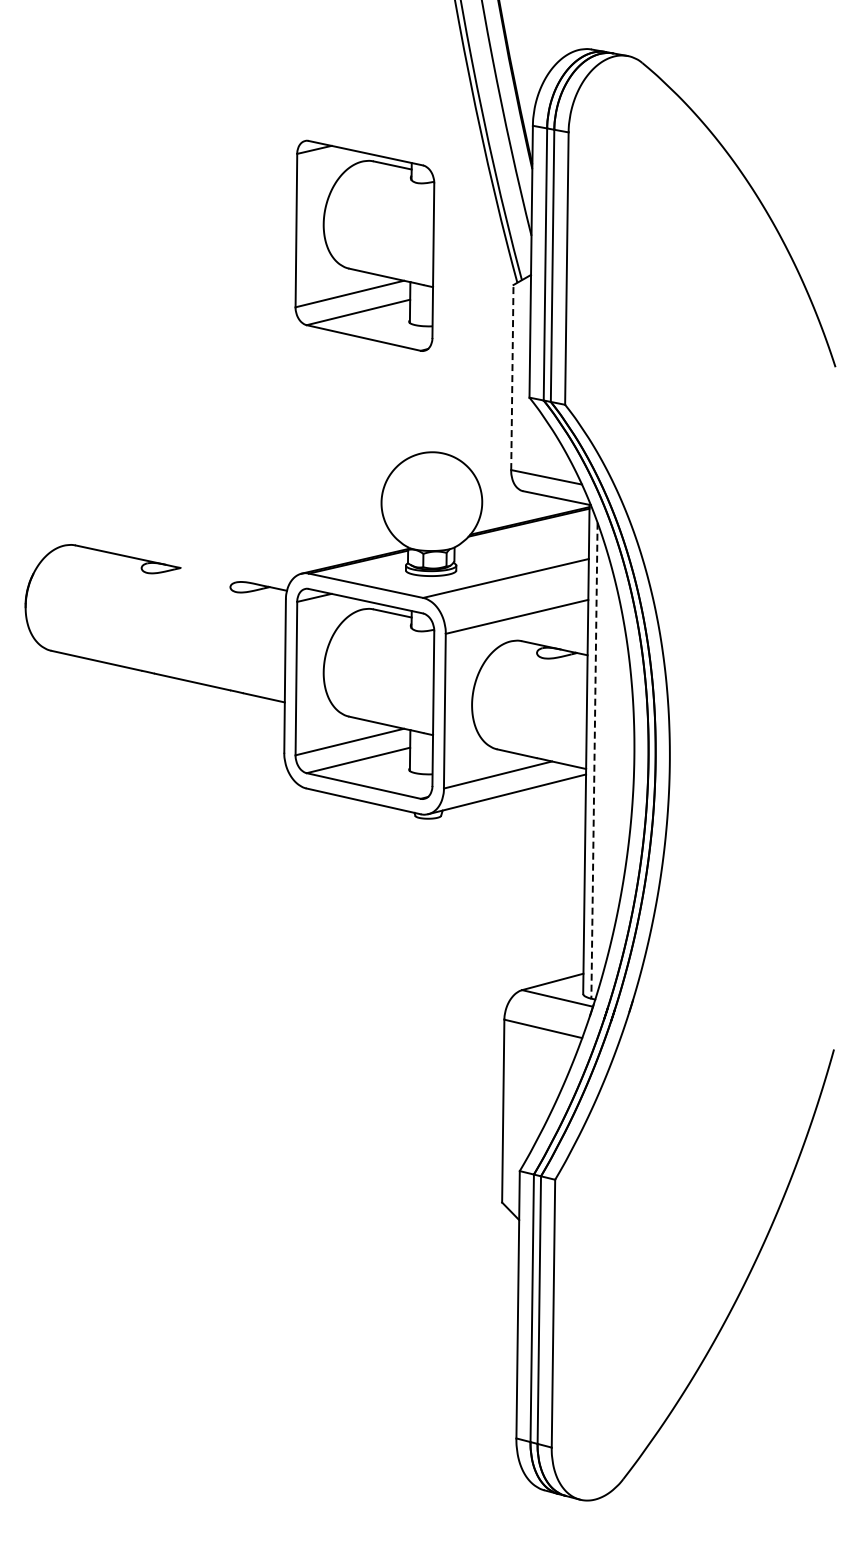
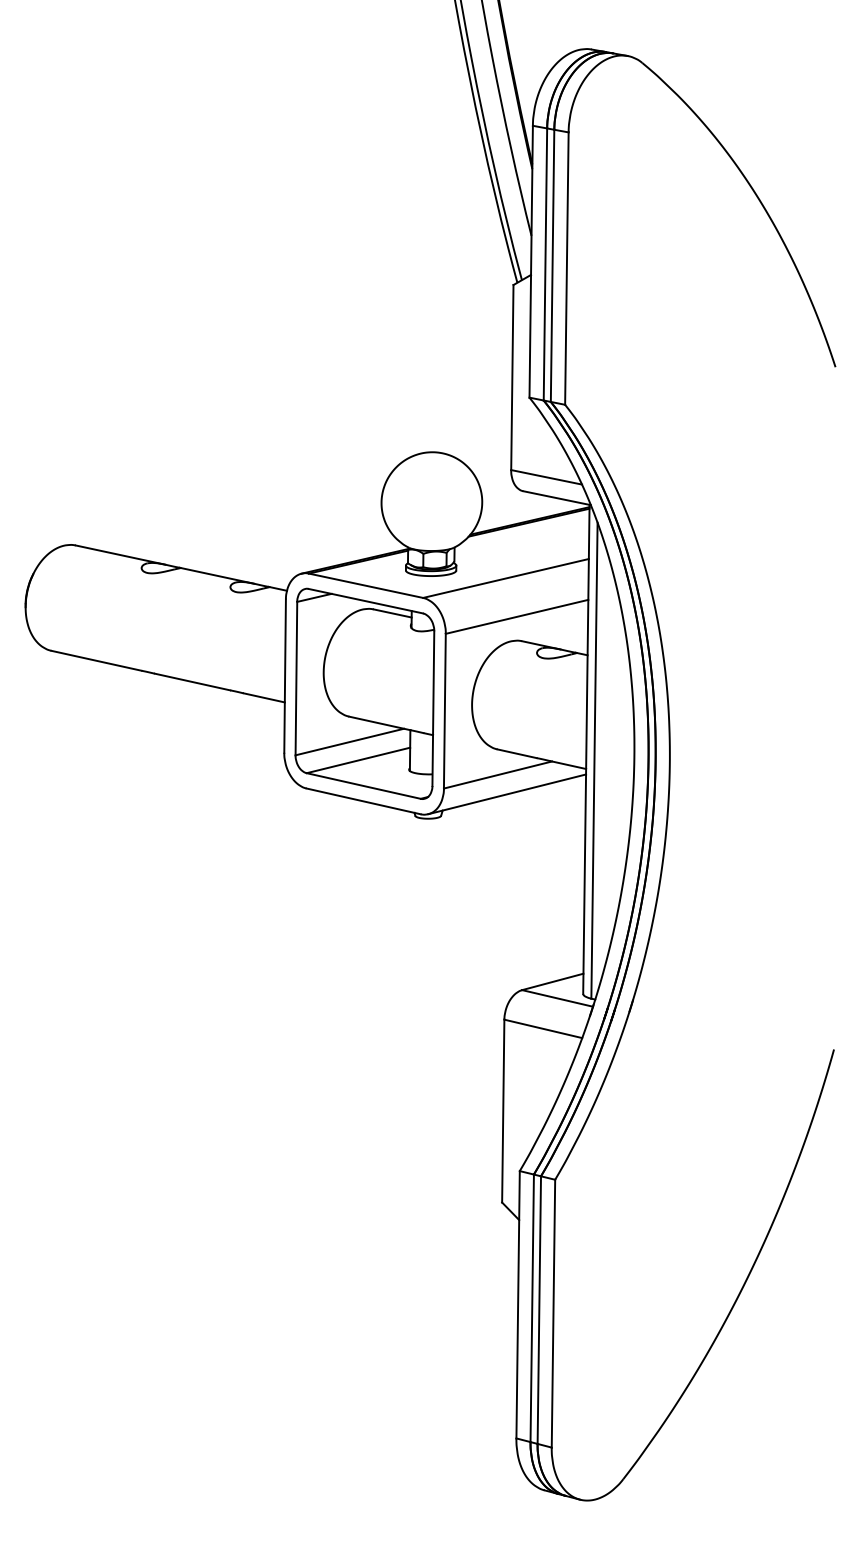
part: present -> none (364, 245)
line: dashed -> solid (512, 377)
line: none -> present (216, 575)
line: dashed -> solid (594, 761)
